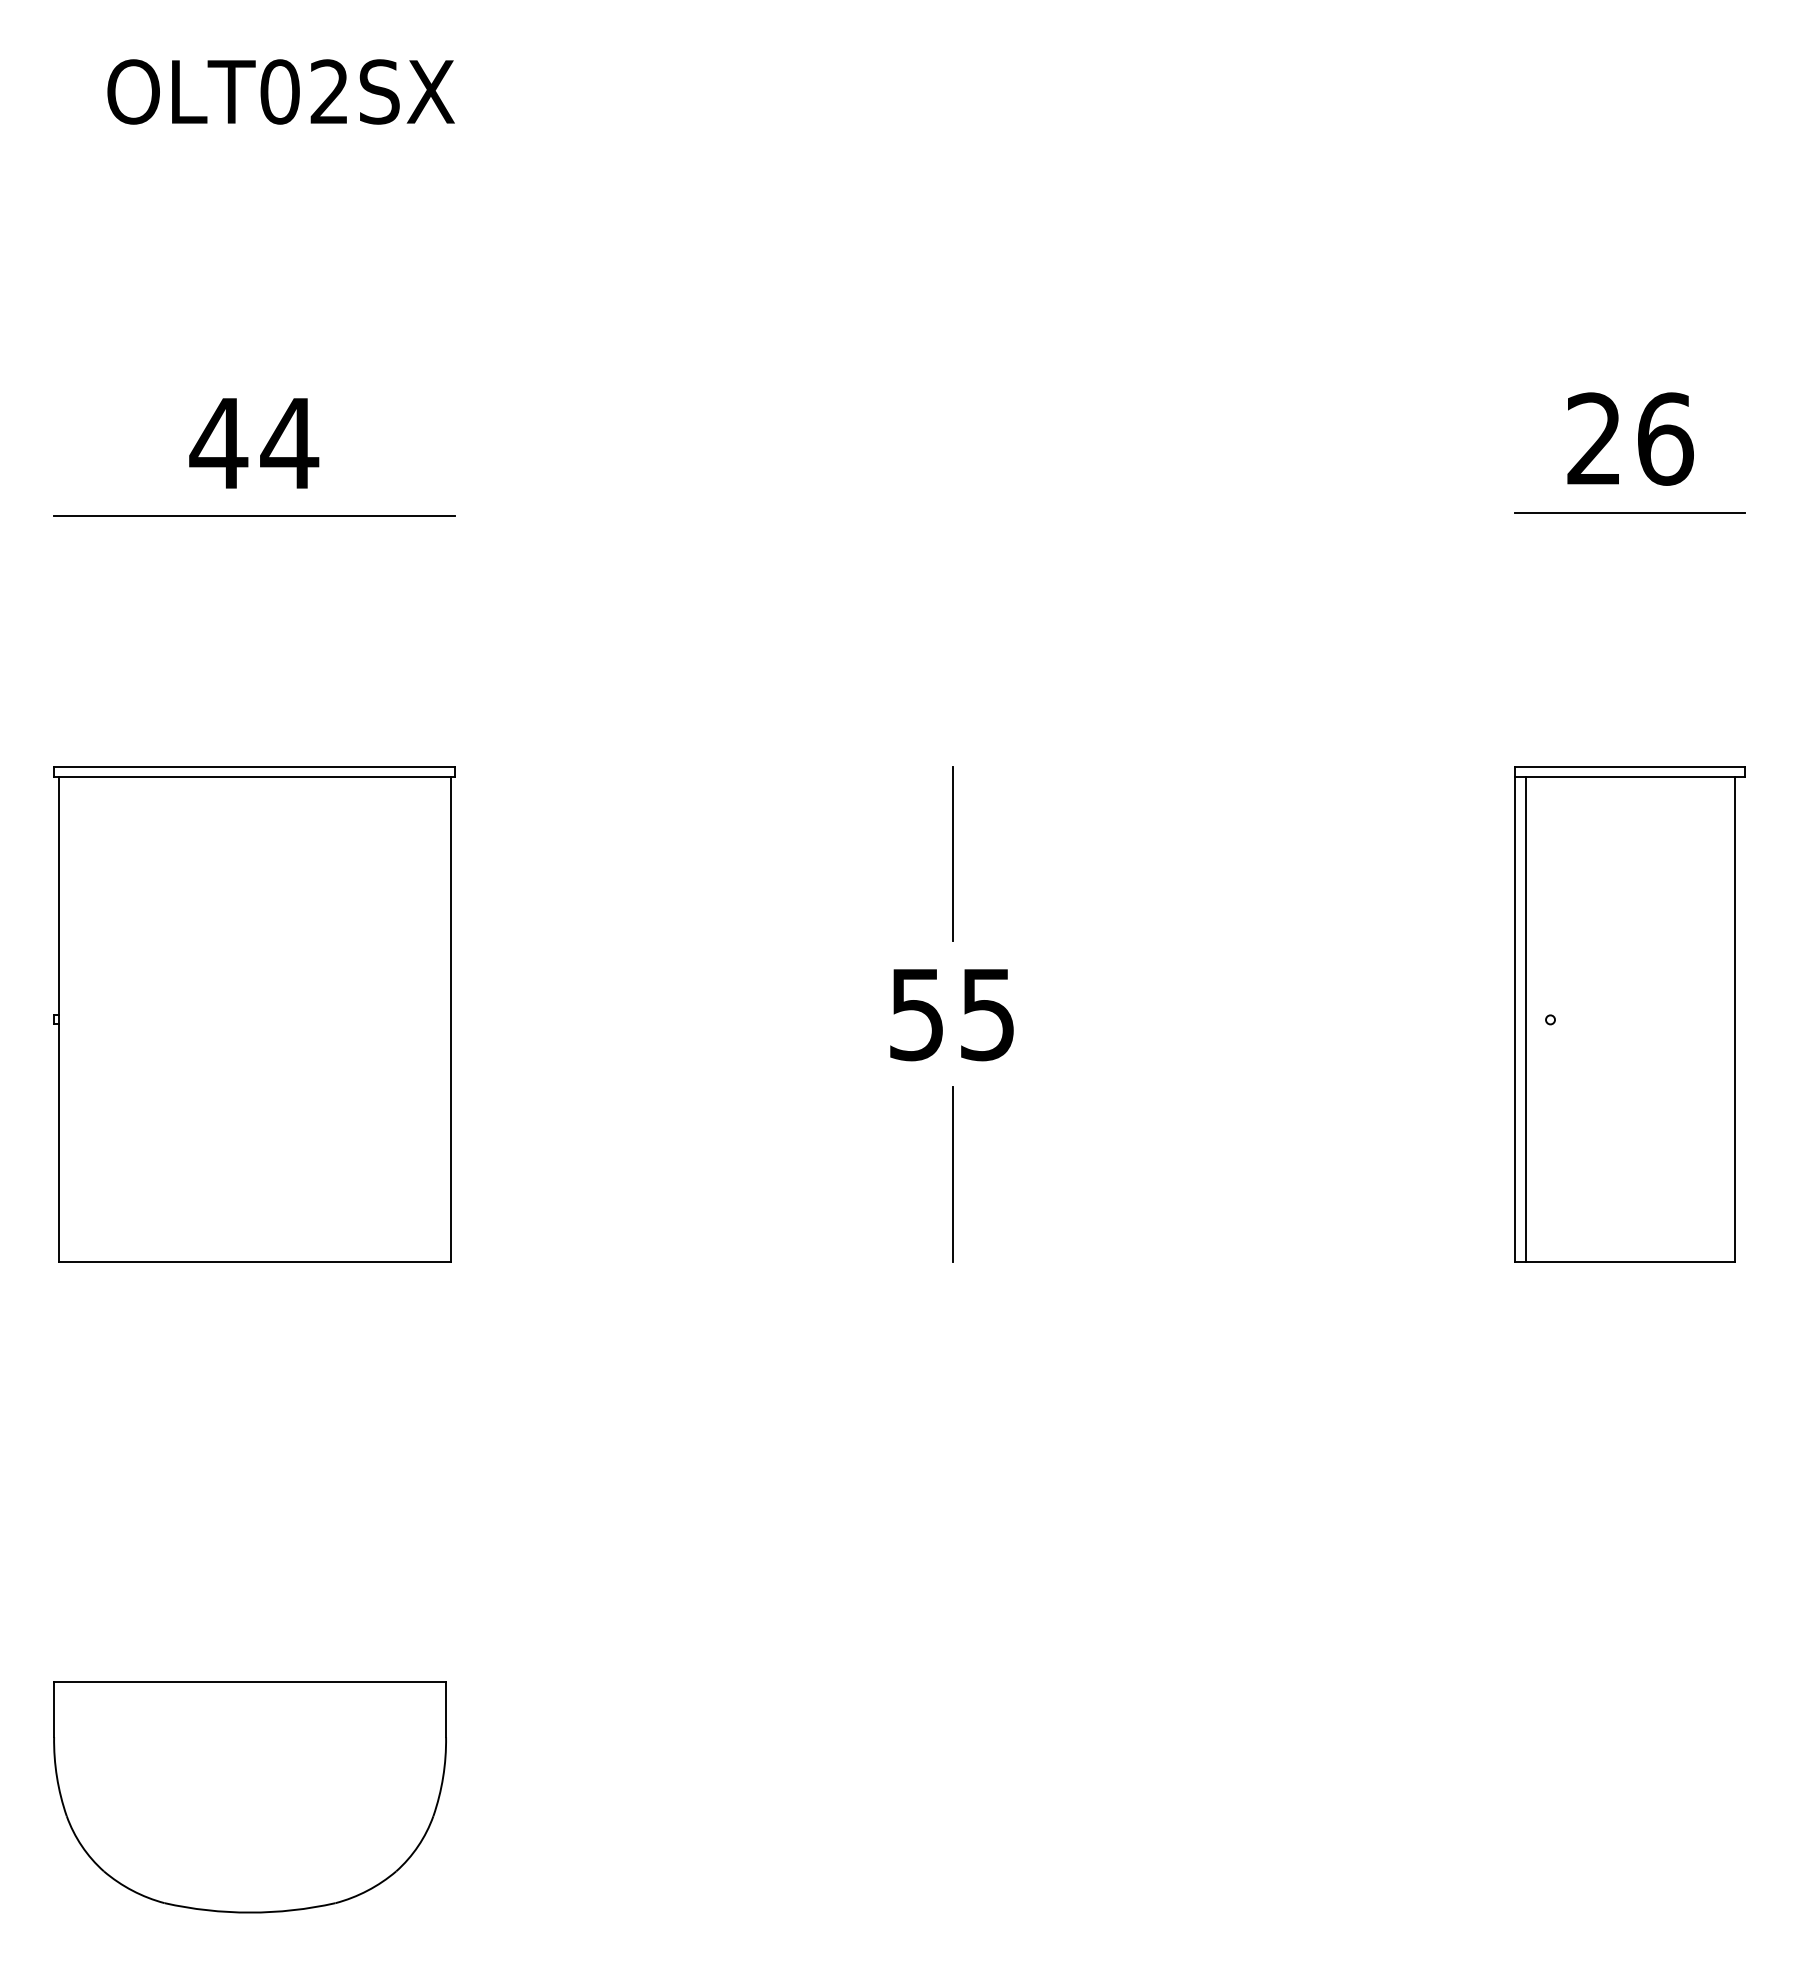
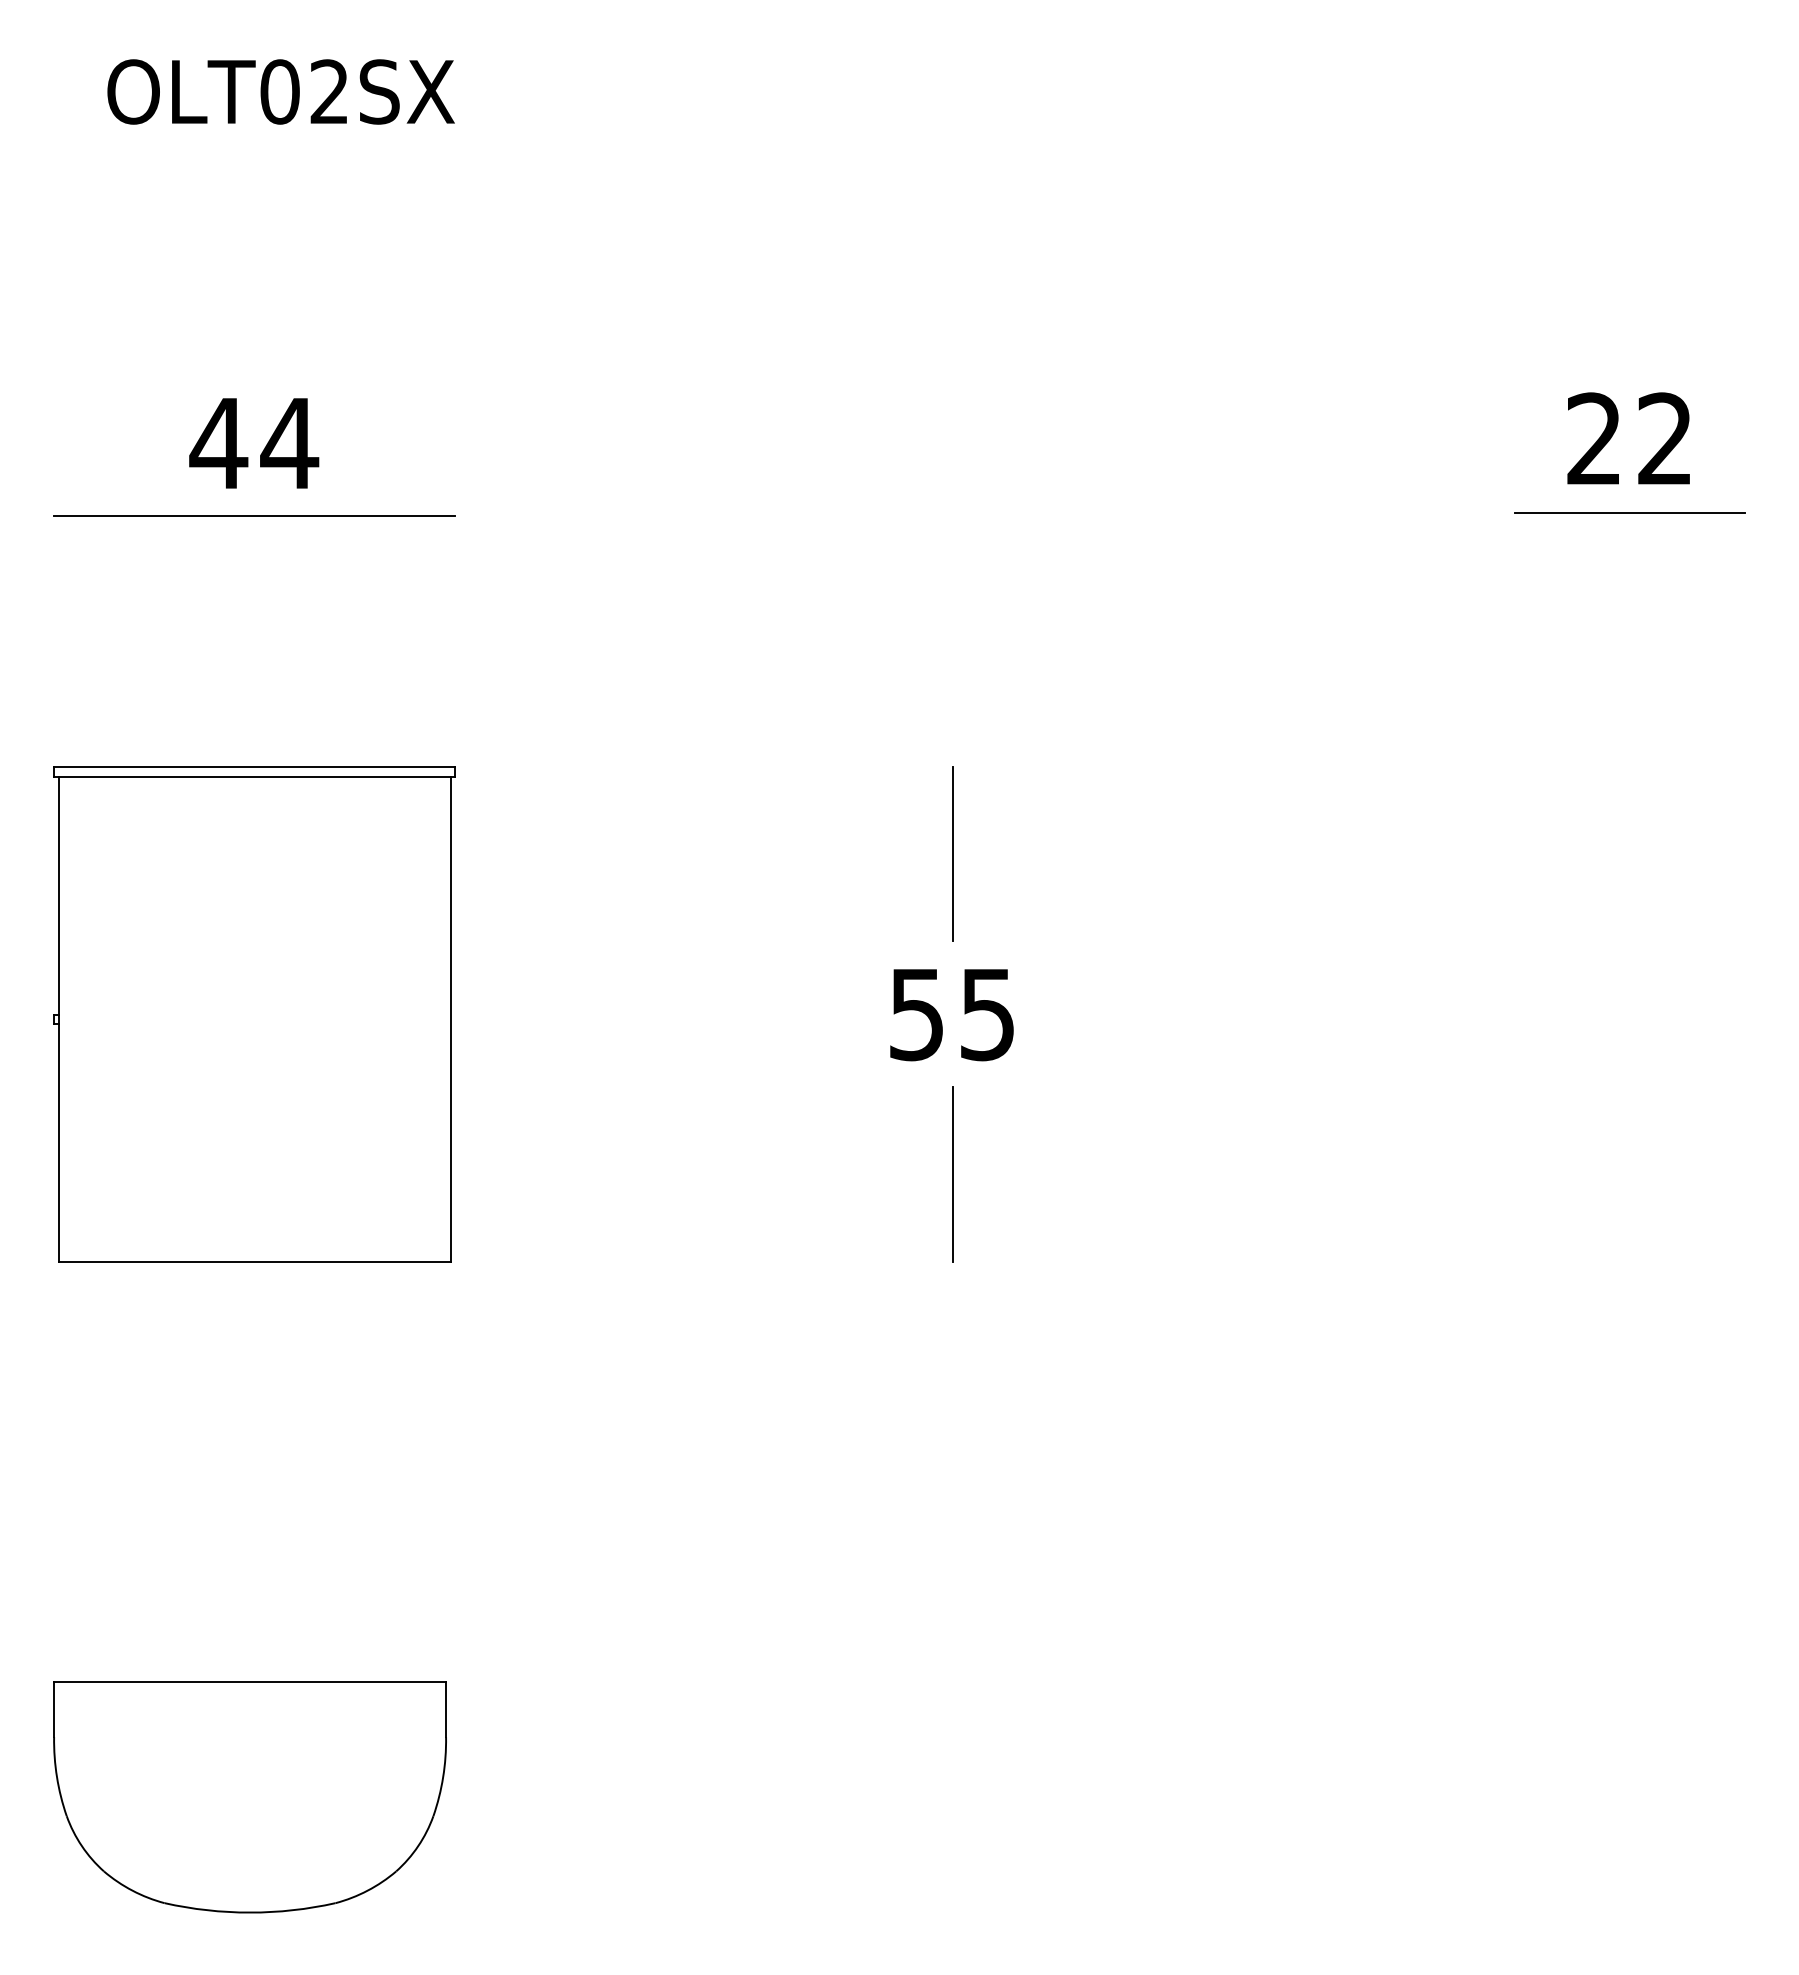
text: 26 -> 22 (1665, 438)
part: present -> none (1629, 1014)
